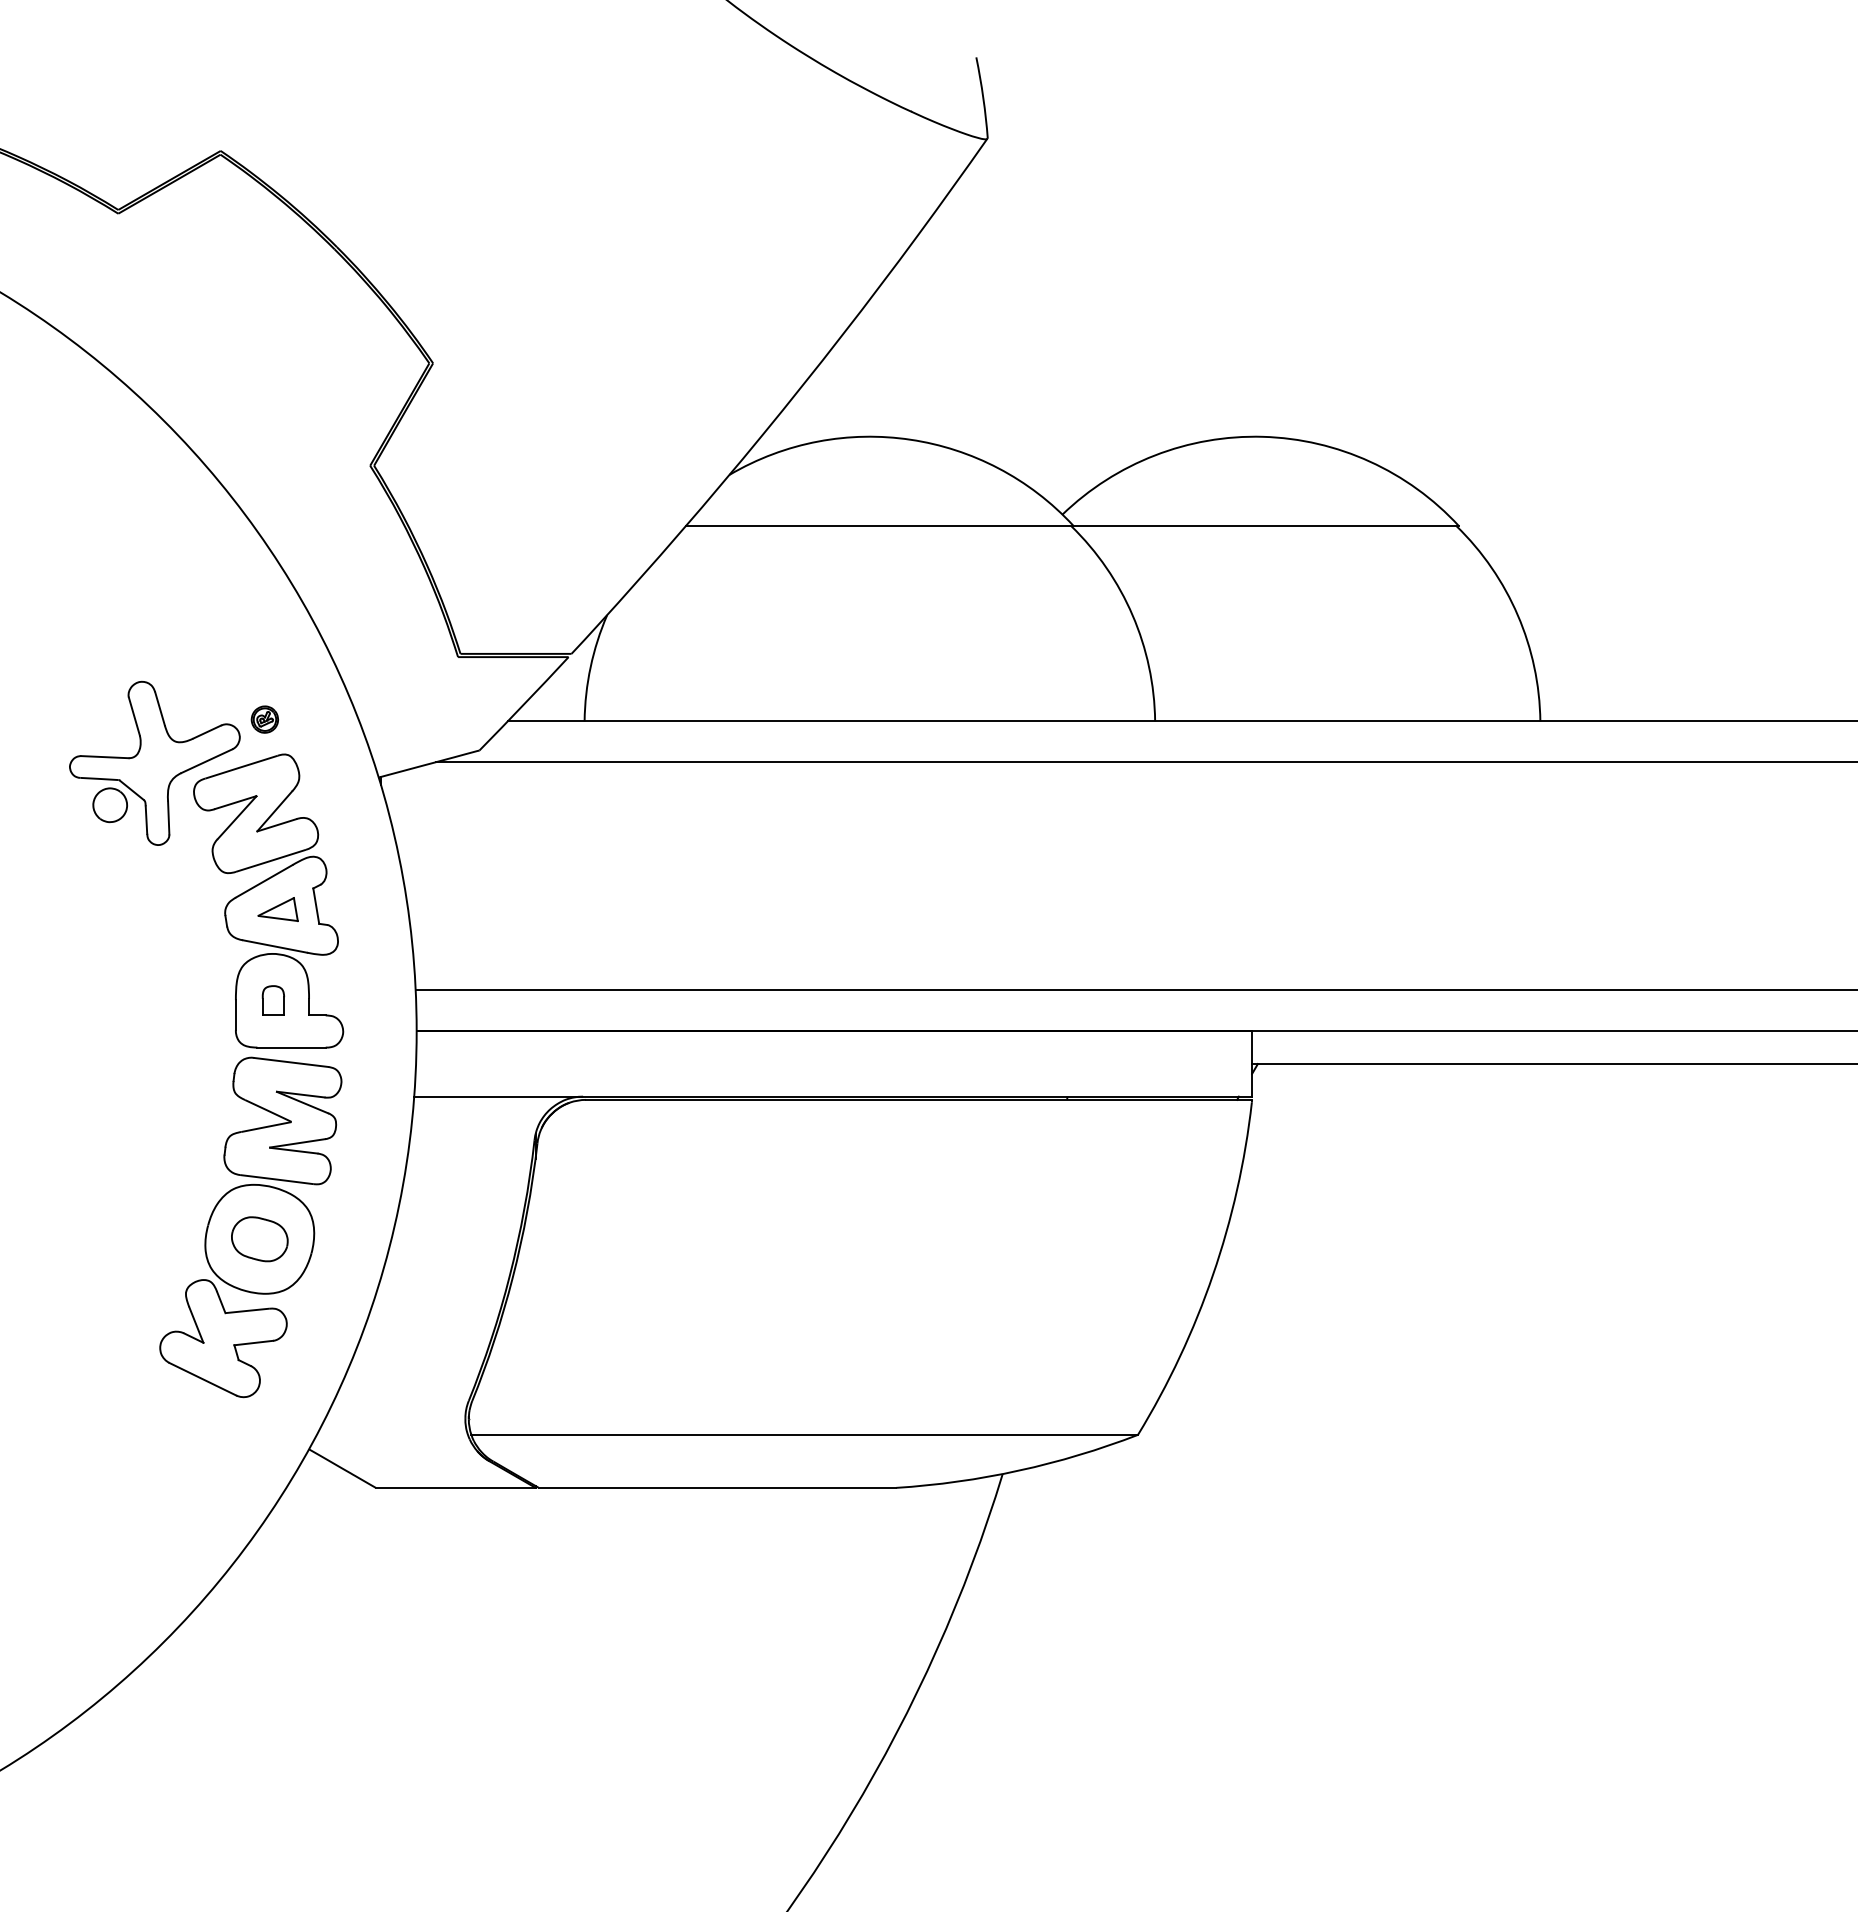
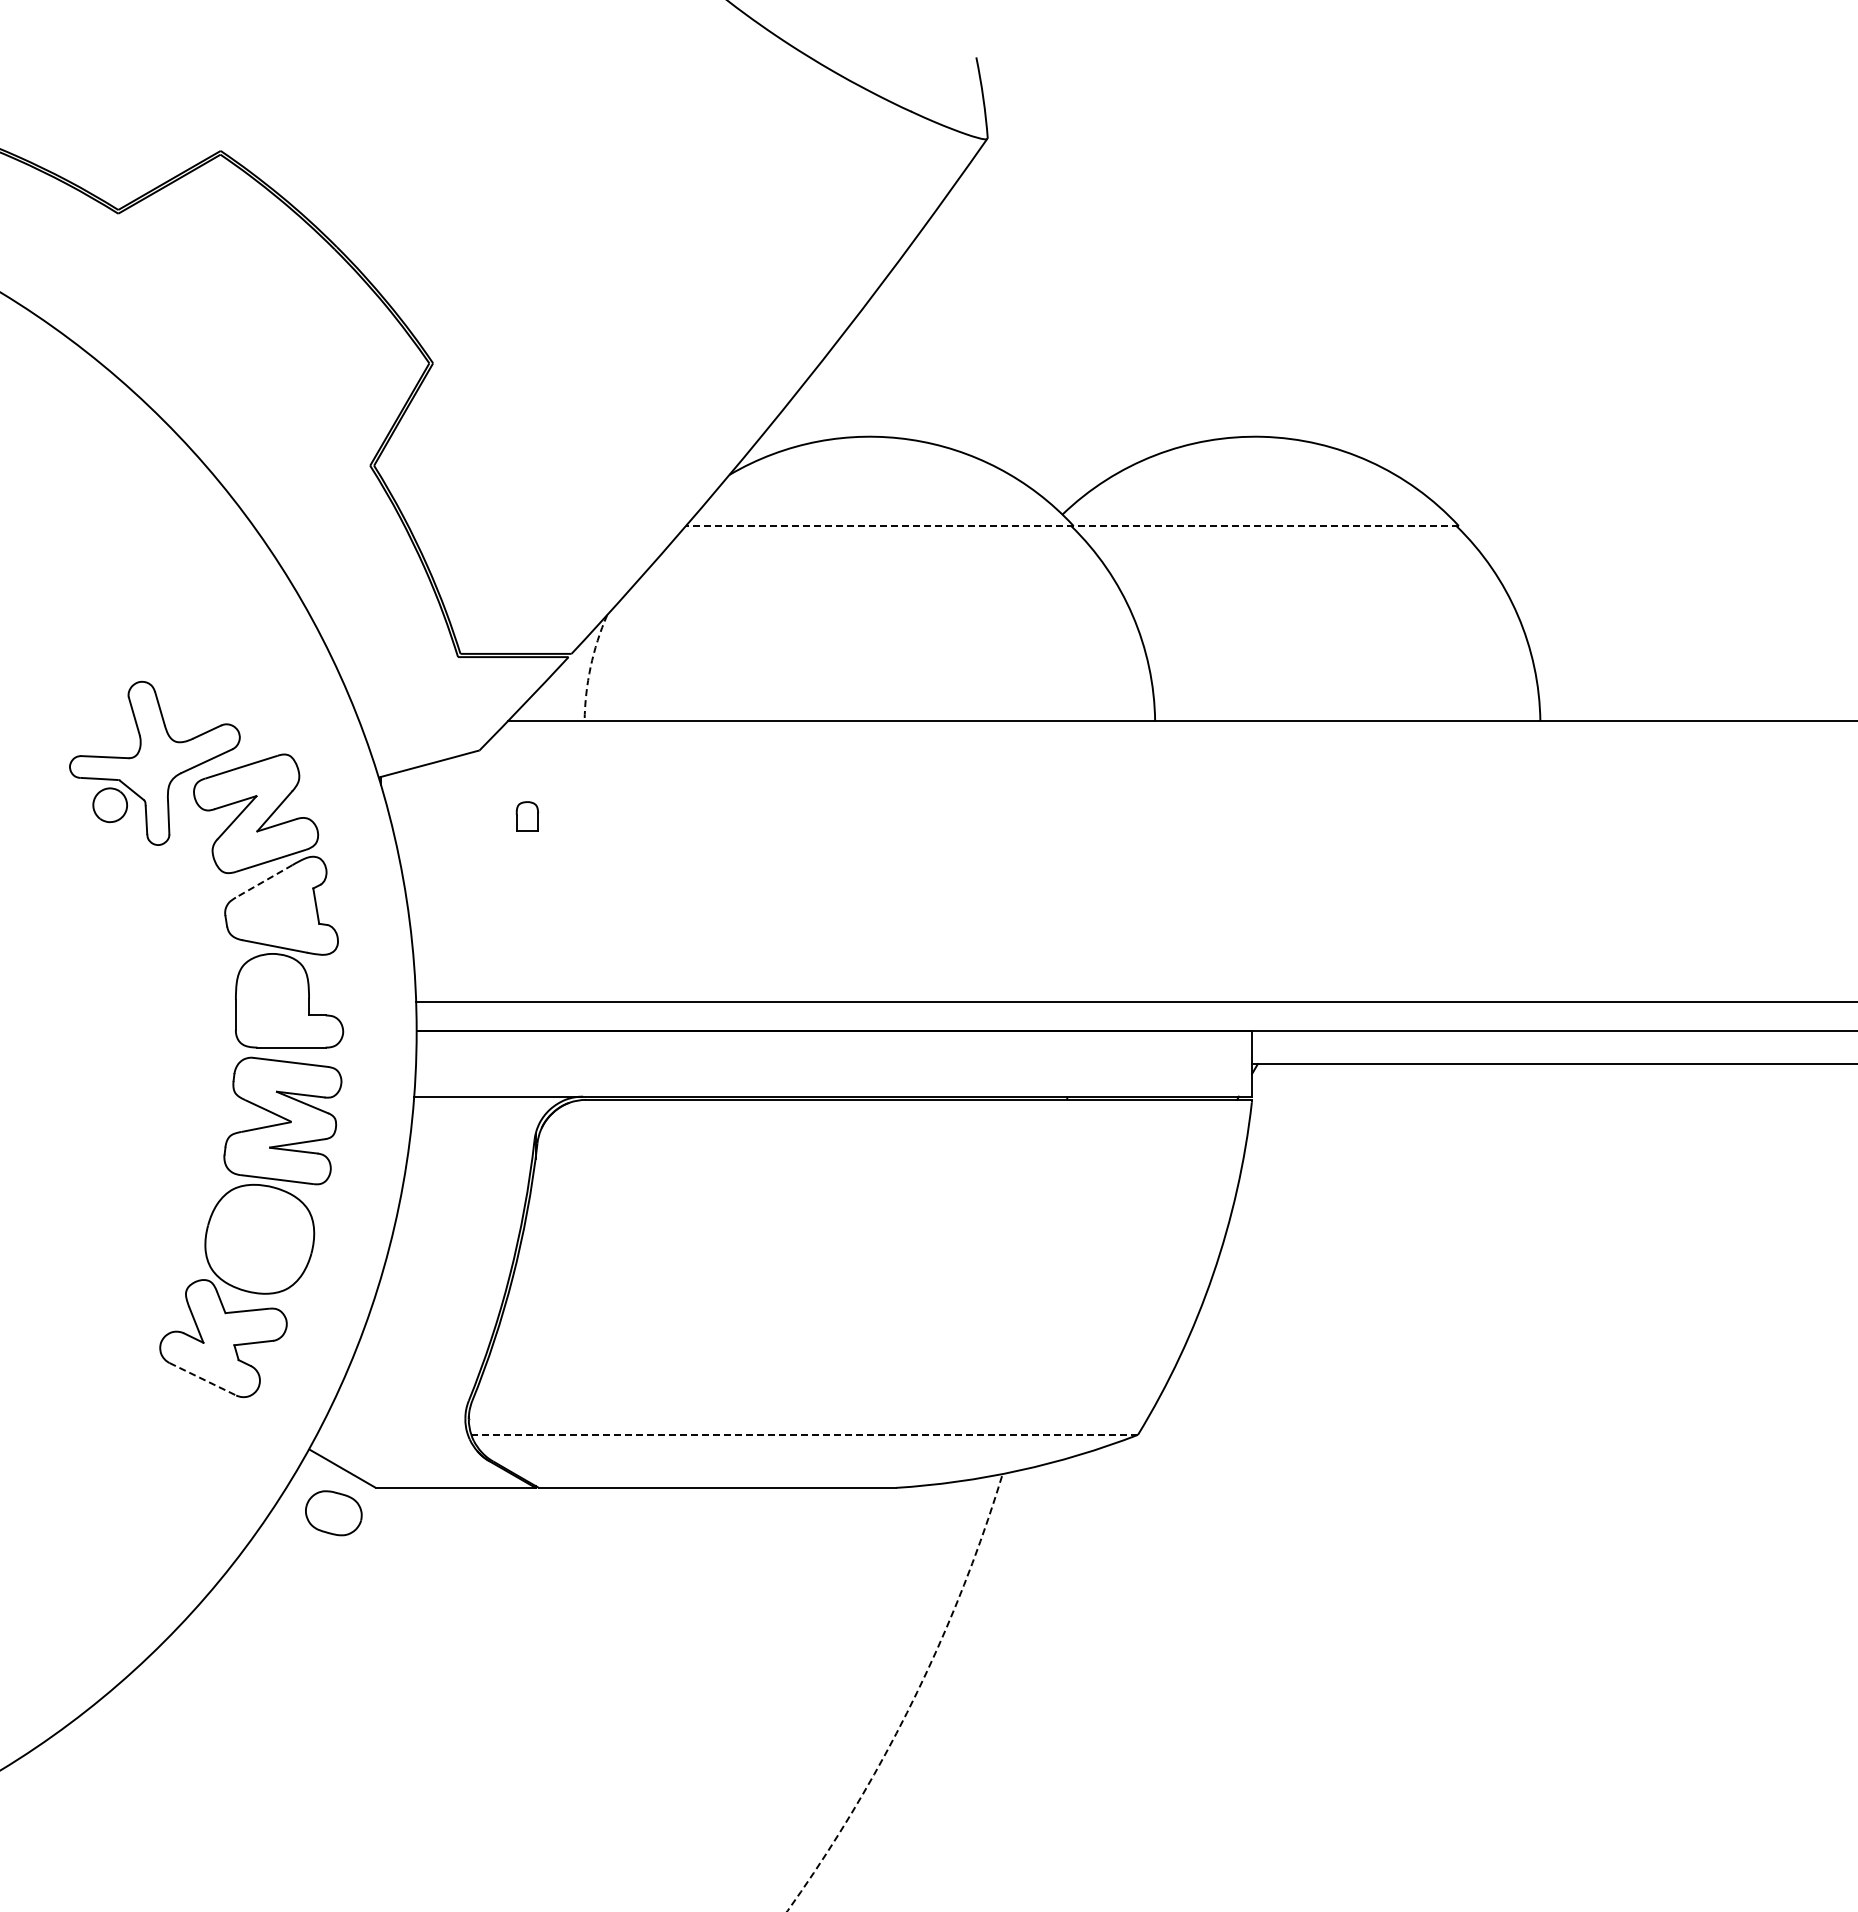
line: solid -> dashed (1071, 526)
arc: solid -> dashed (590, 667)
part: present -> none (264, 719)
line: present -> none (1145, 762)
line: solid -> dashed (264, 881)
part: present -> none (277, 909)
line position: (1134, 990) -> (1134, 1002) (1134, 1002)
part position: (272, 1000) -> (526, 816) (526, 816)
part position: (259, 1239) -> (333, 1513) (333, 1513)
line: solid -> dashed (203, 1379)
line: solid -> dashed (804, 1434)
arc: solid -> dashed (912, 1701)
